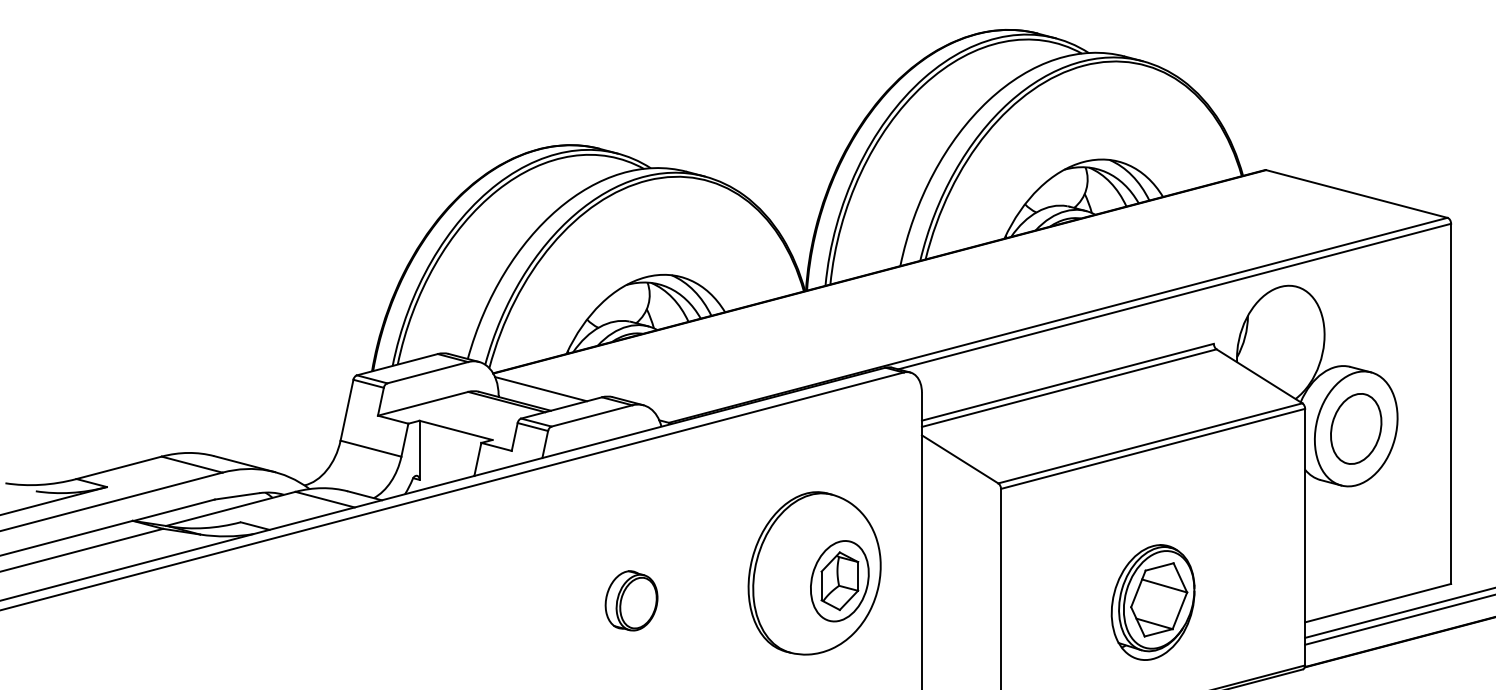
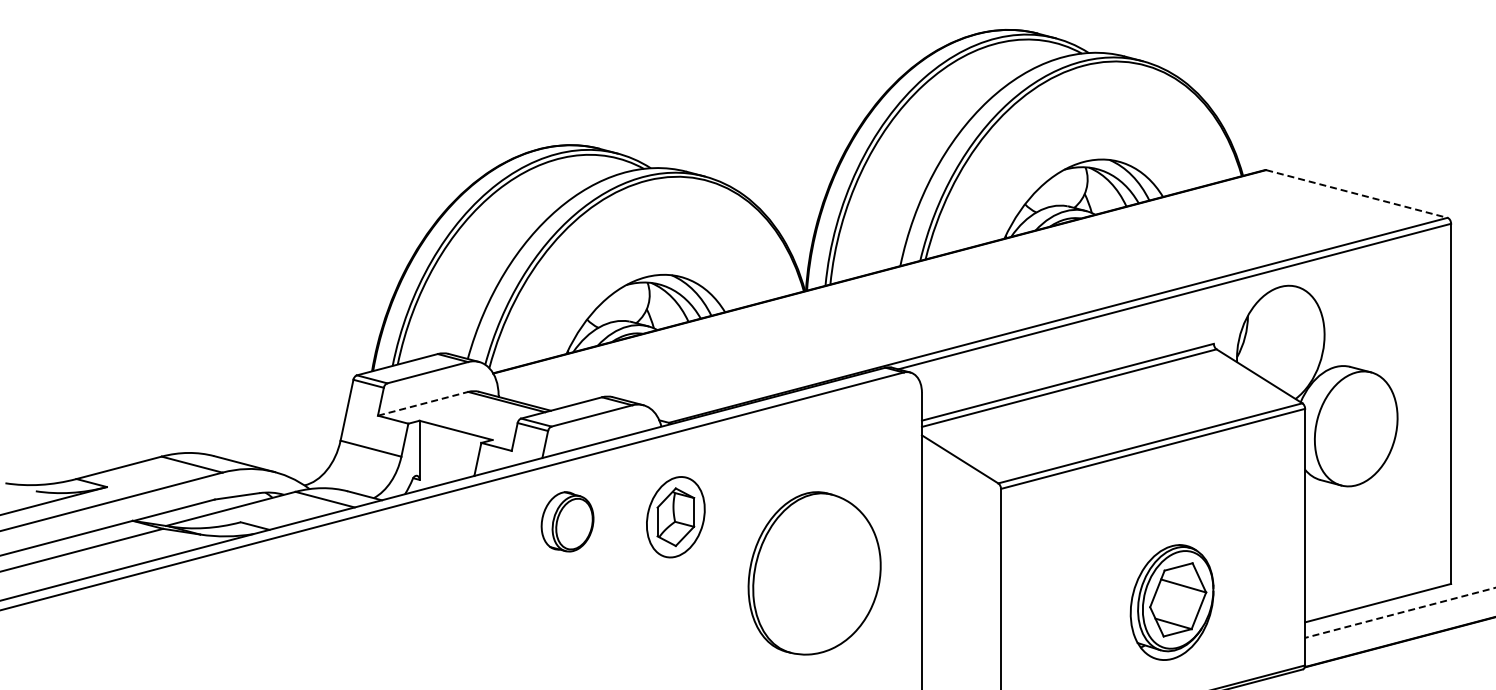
line: solid -> dashed (1356, 194)
line: present -> none (541, 389)
line: solid -> dashed (423, 403)
part: present -> none (1356, 428)
part position: (839, 581) -> (675, 517) (675, 517)
part position: (631, 600) -> (567, 521) (567, 521)
part position: (1152, 602) -> (1171, 602) (1171, 602)
line: solid -> dashed (1399, 612)
line: present -> none (1398, 619)
